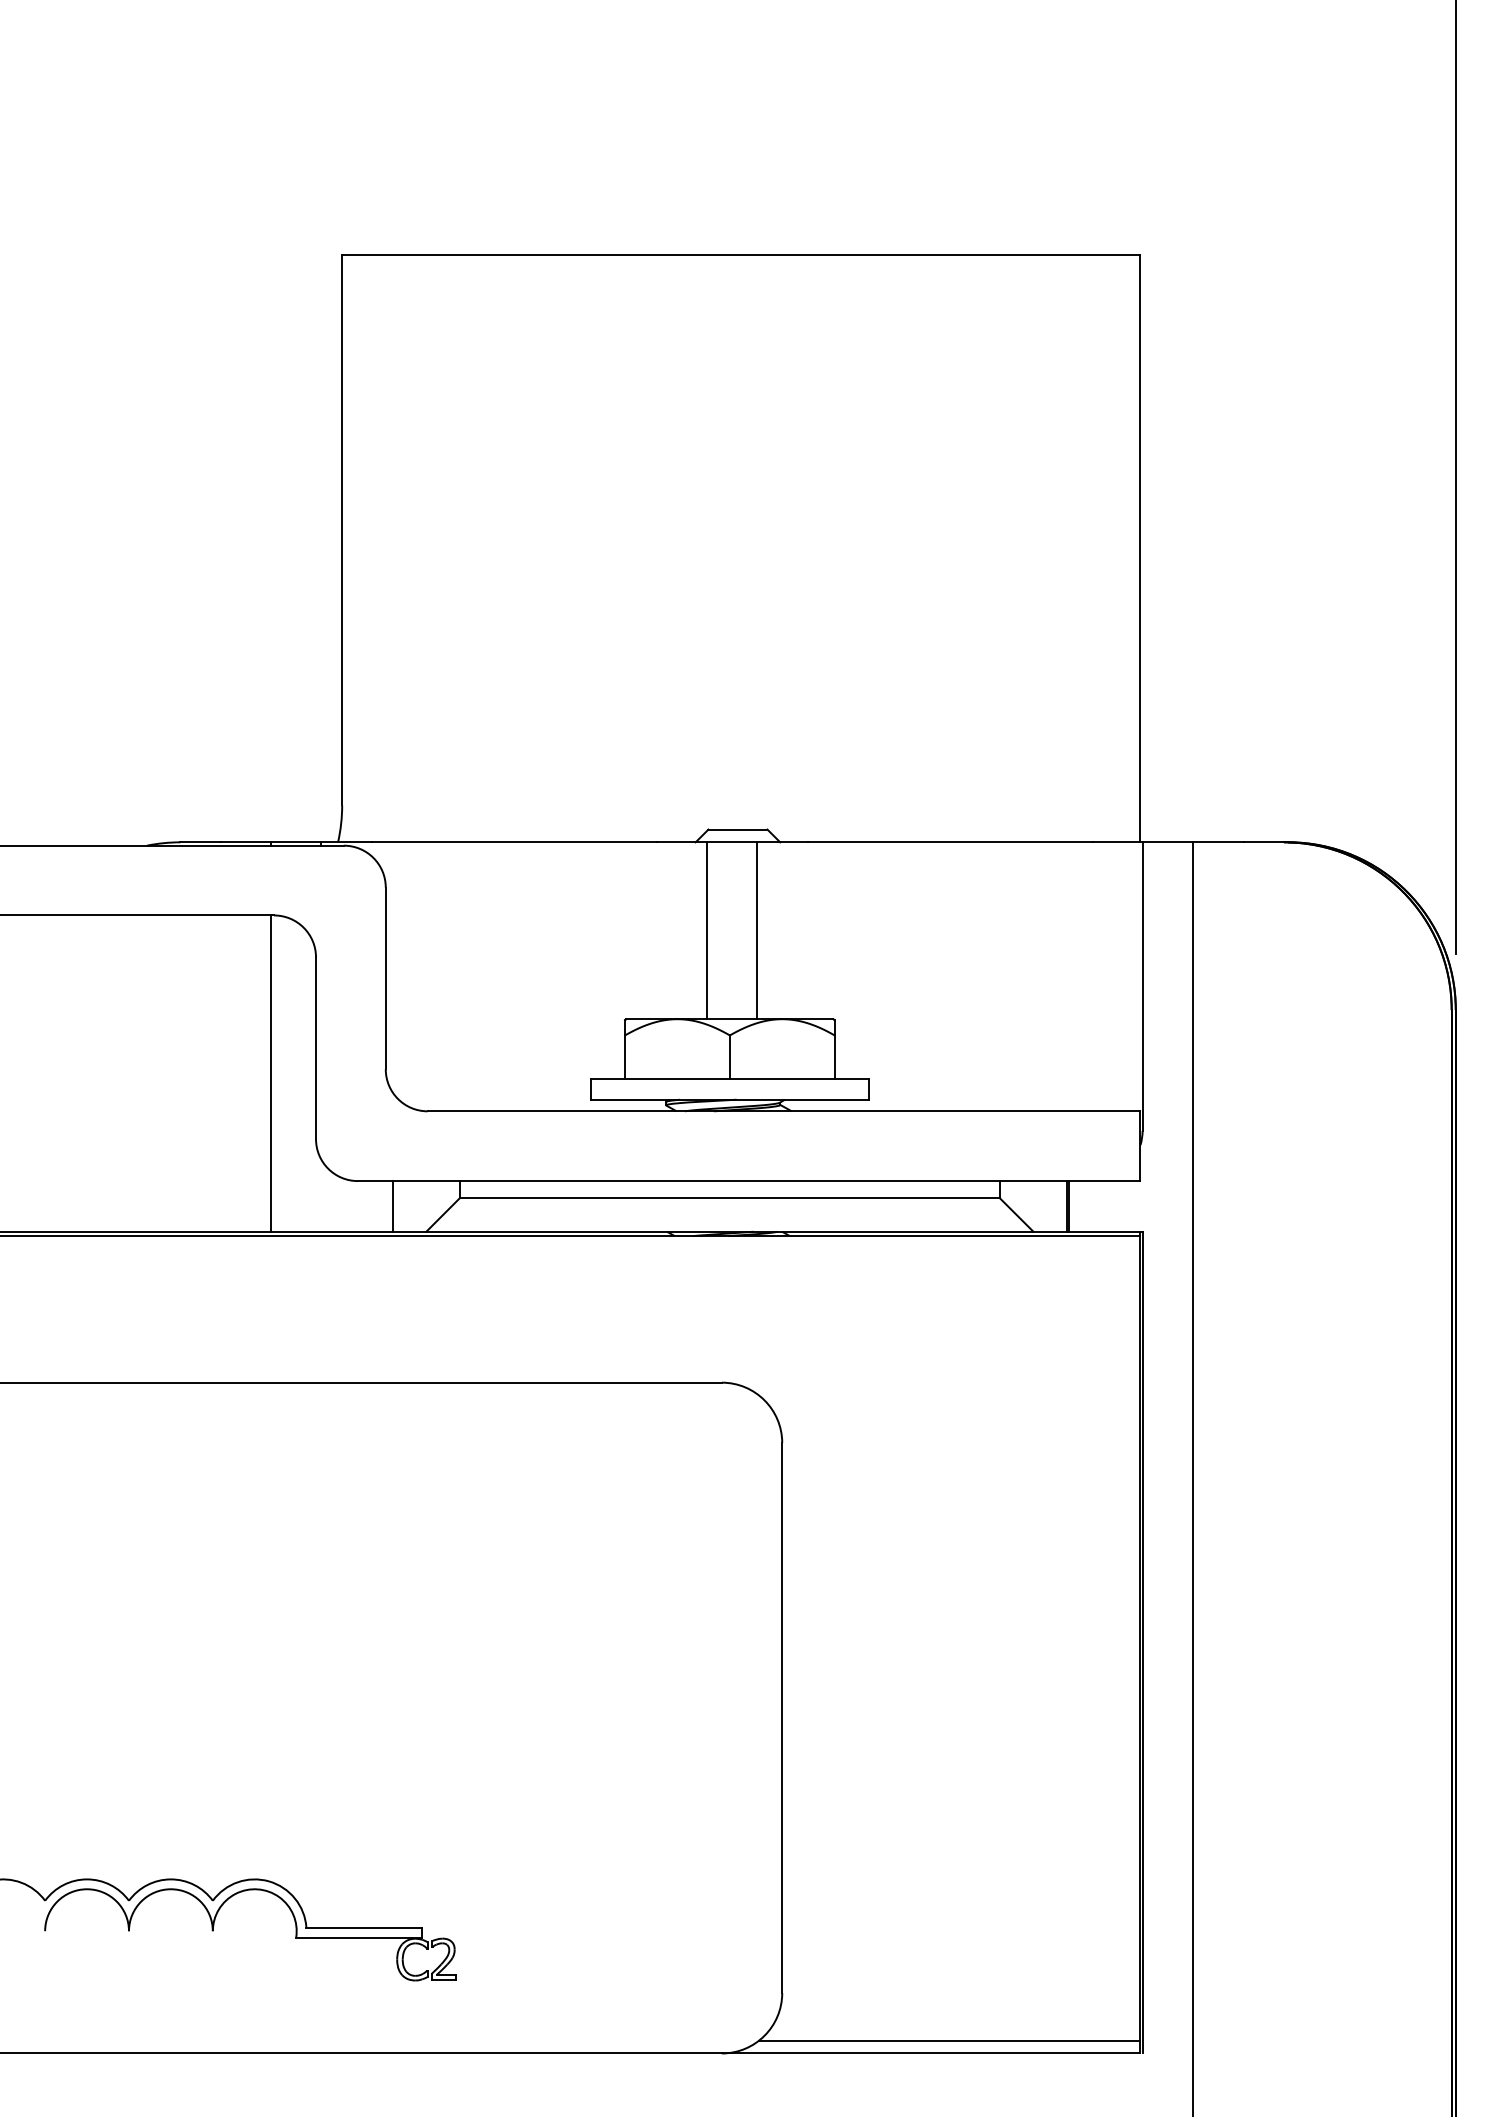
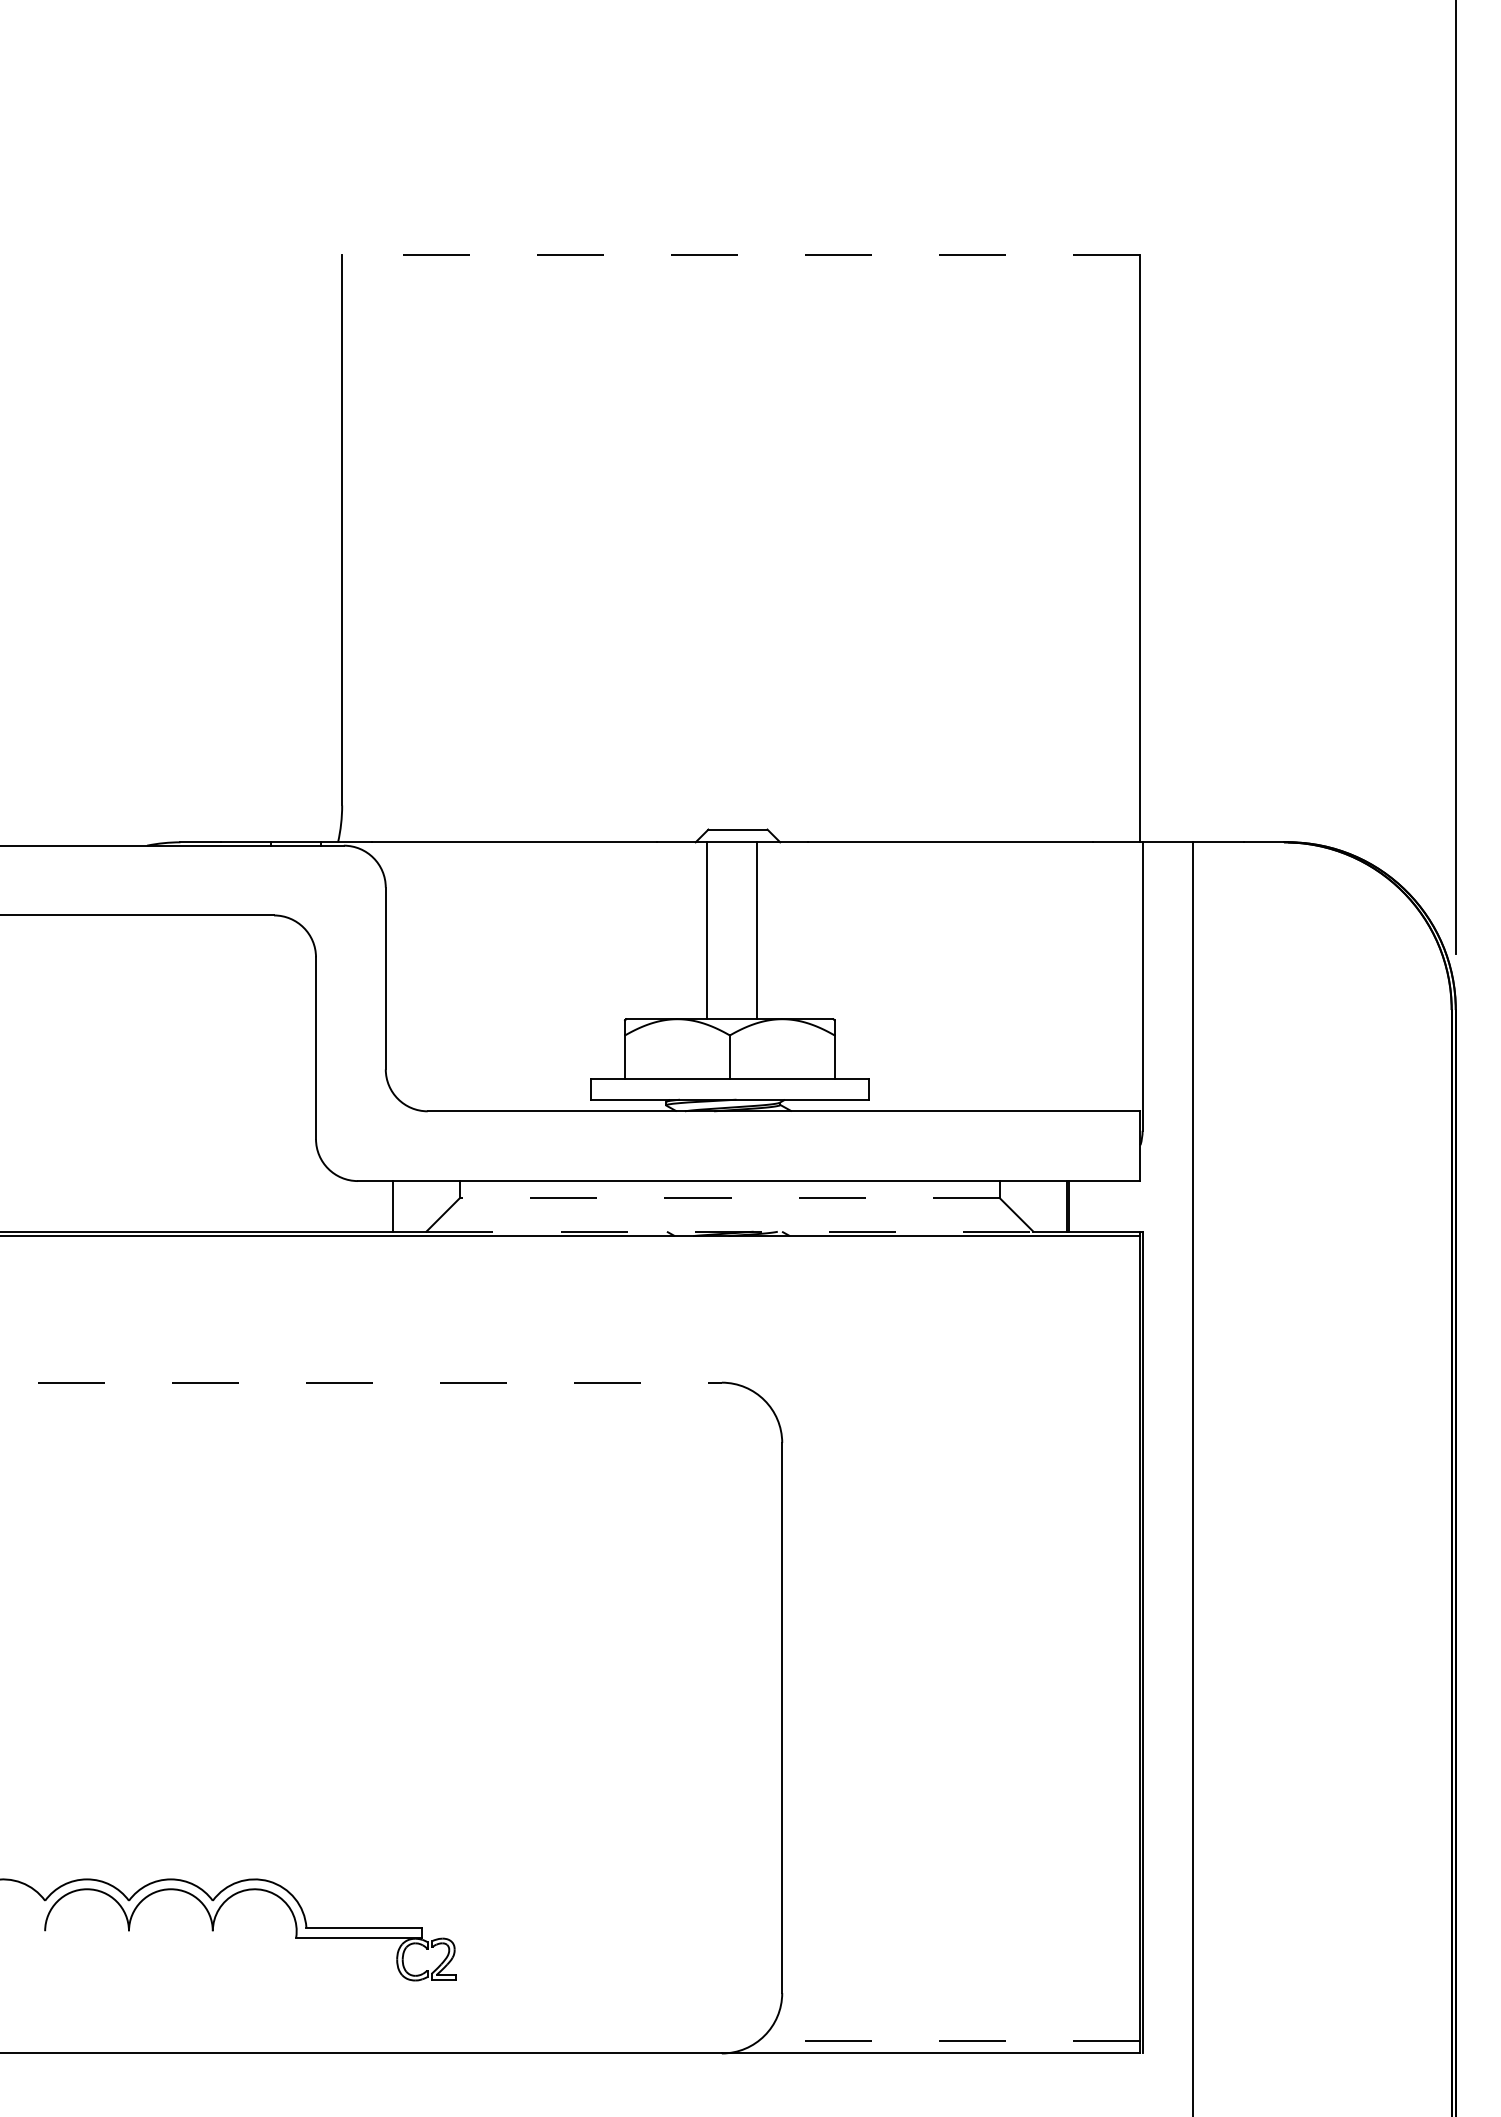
line: solid -> dashed (740, 255)
line: present -> none (270, 1073)
line: solid -> dashed (729, 1198)
line: solid -> dashed (729, 1231)
line: solid -> dashed (360, 1382)
line: solid -> dashed (949, 2041)
